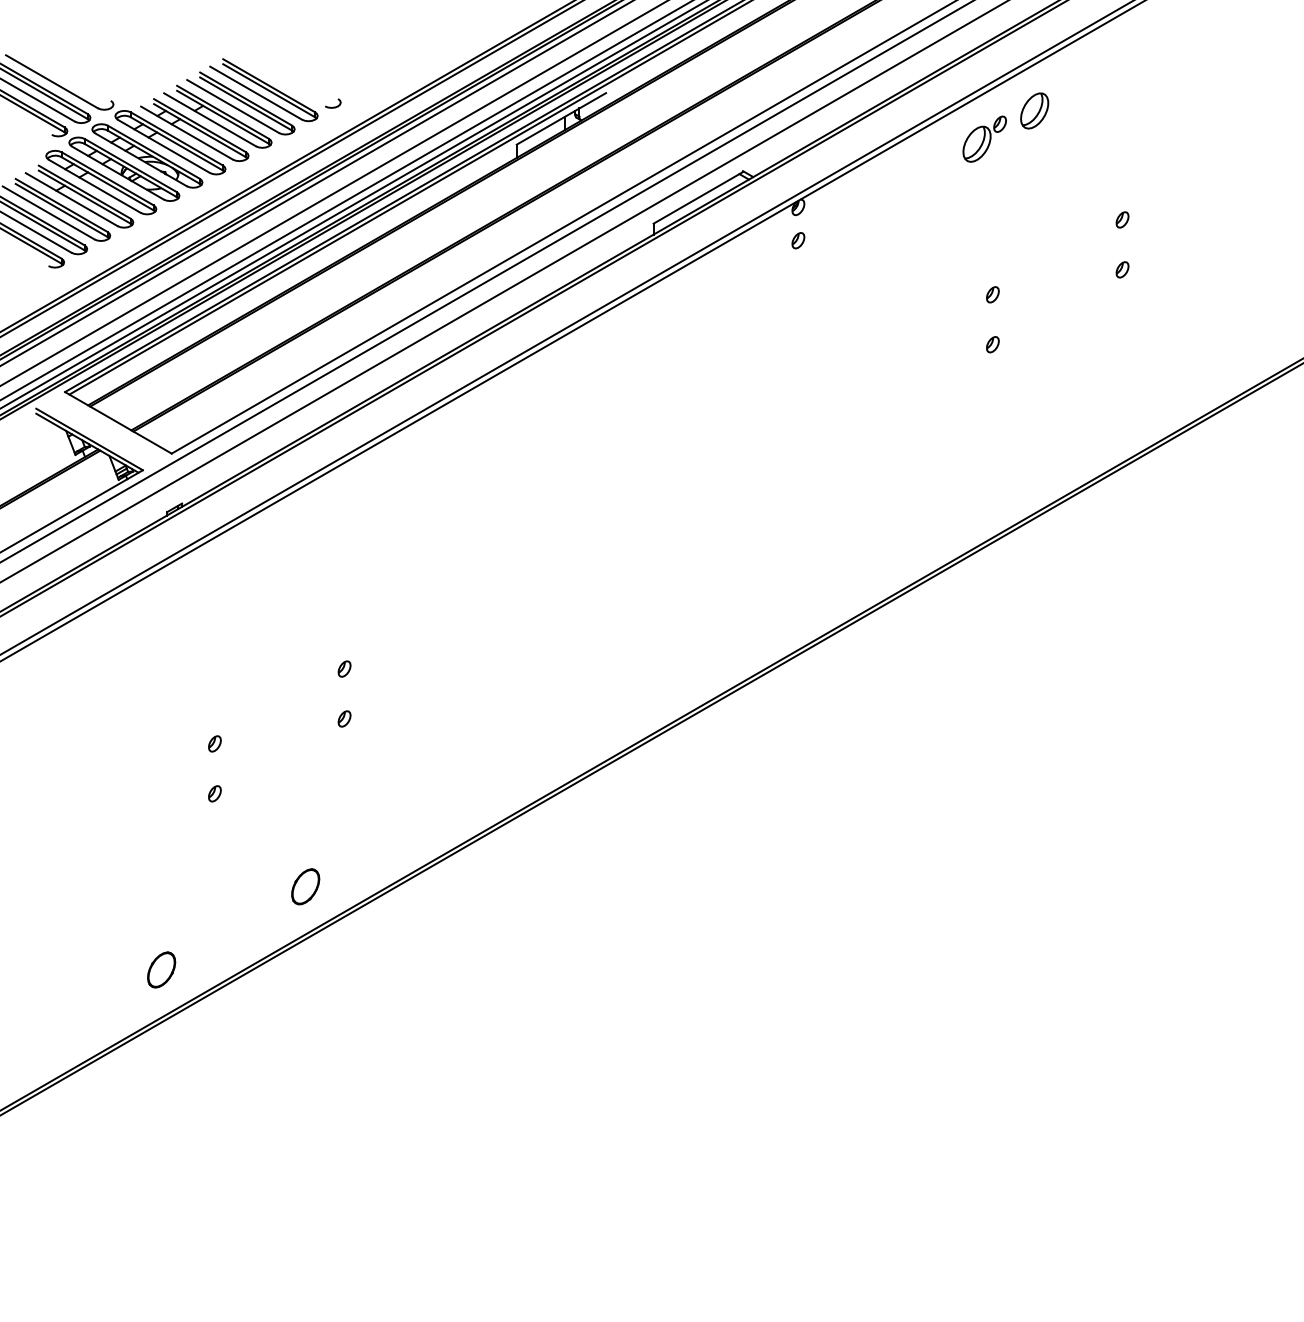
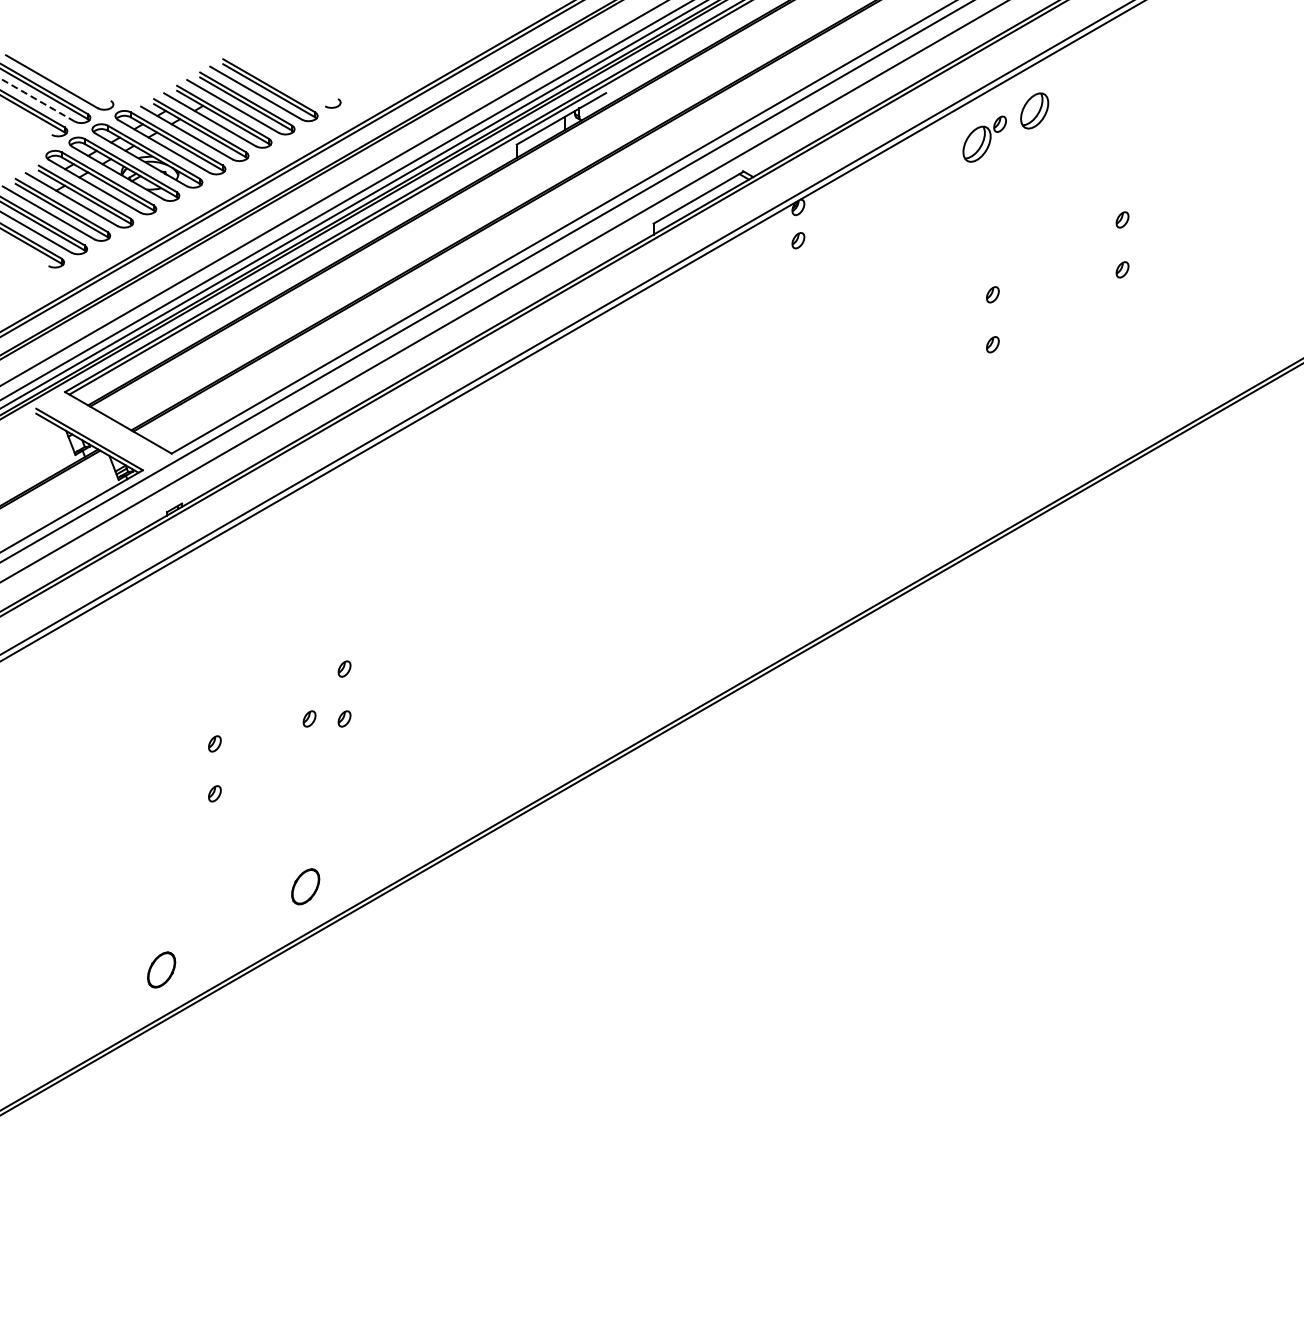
line: solid -> dashed (37, 99)
line: present -> none (316, 183)
part: none -> present (309, 718)
